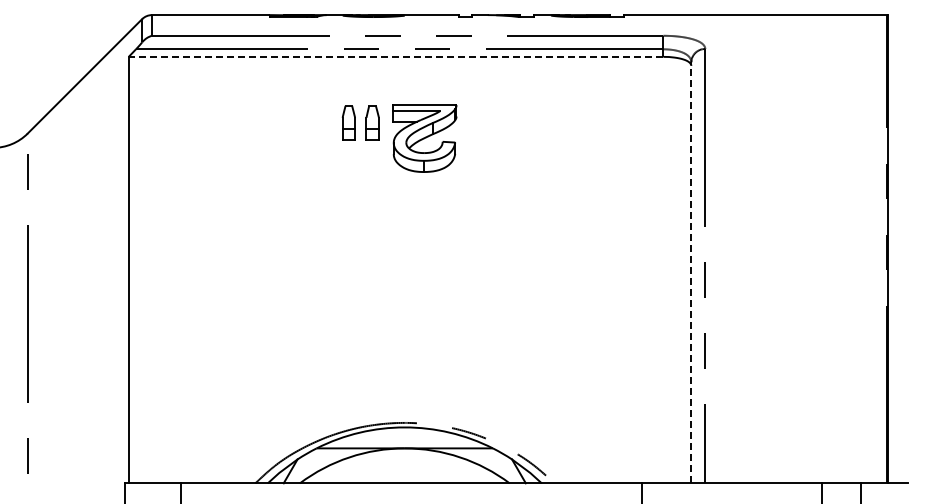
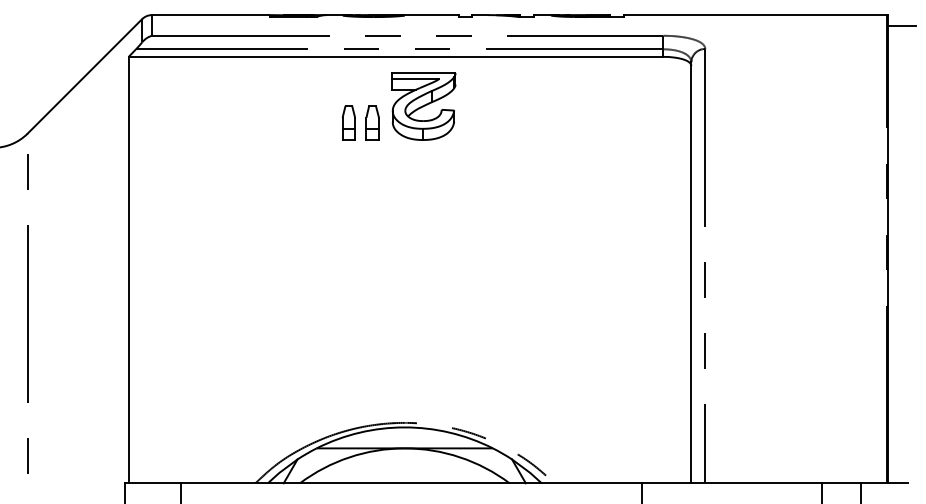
line: none -> present (902, 25)
line: dashed -> solid (395, 56)
part position: (424, 138) -> (423, 106) (423, 106)
line: dashed -> solid (691, 272)
